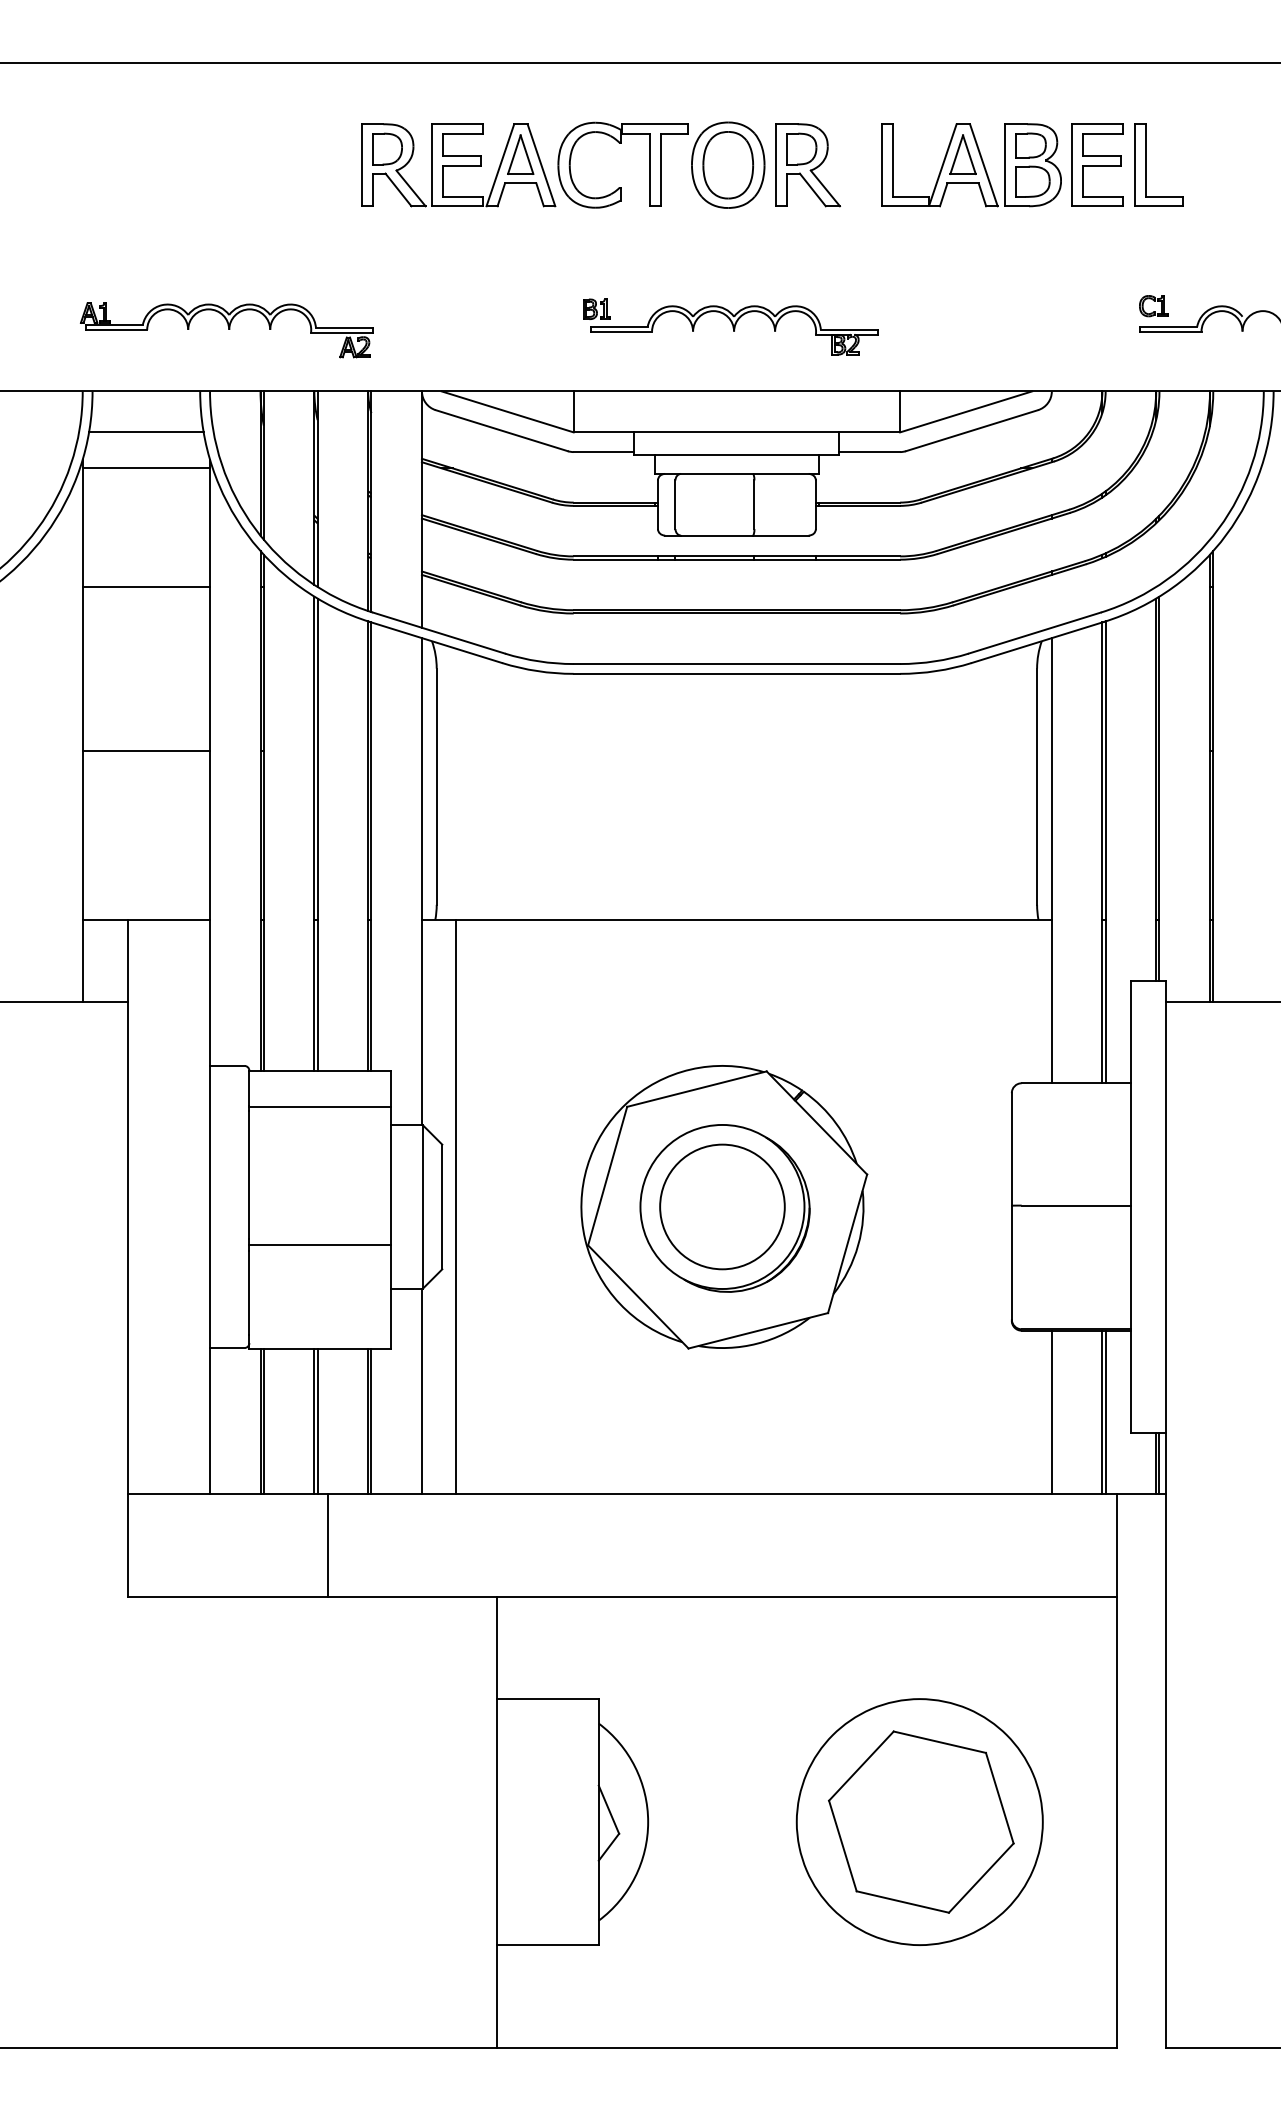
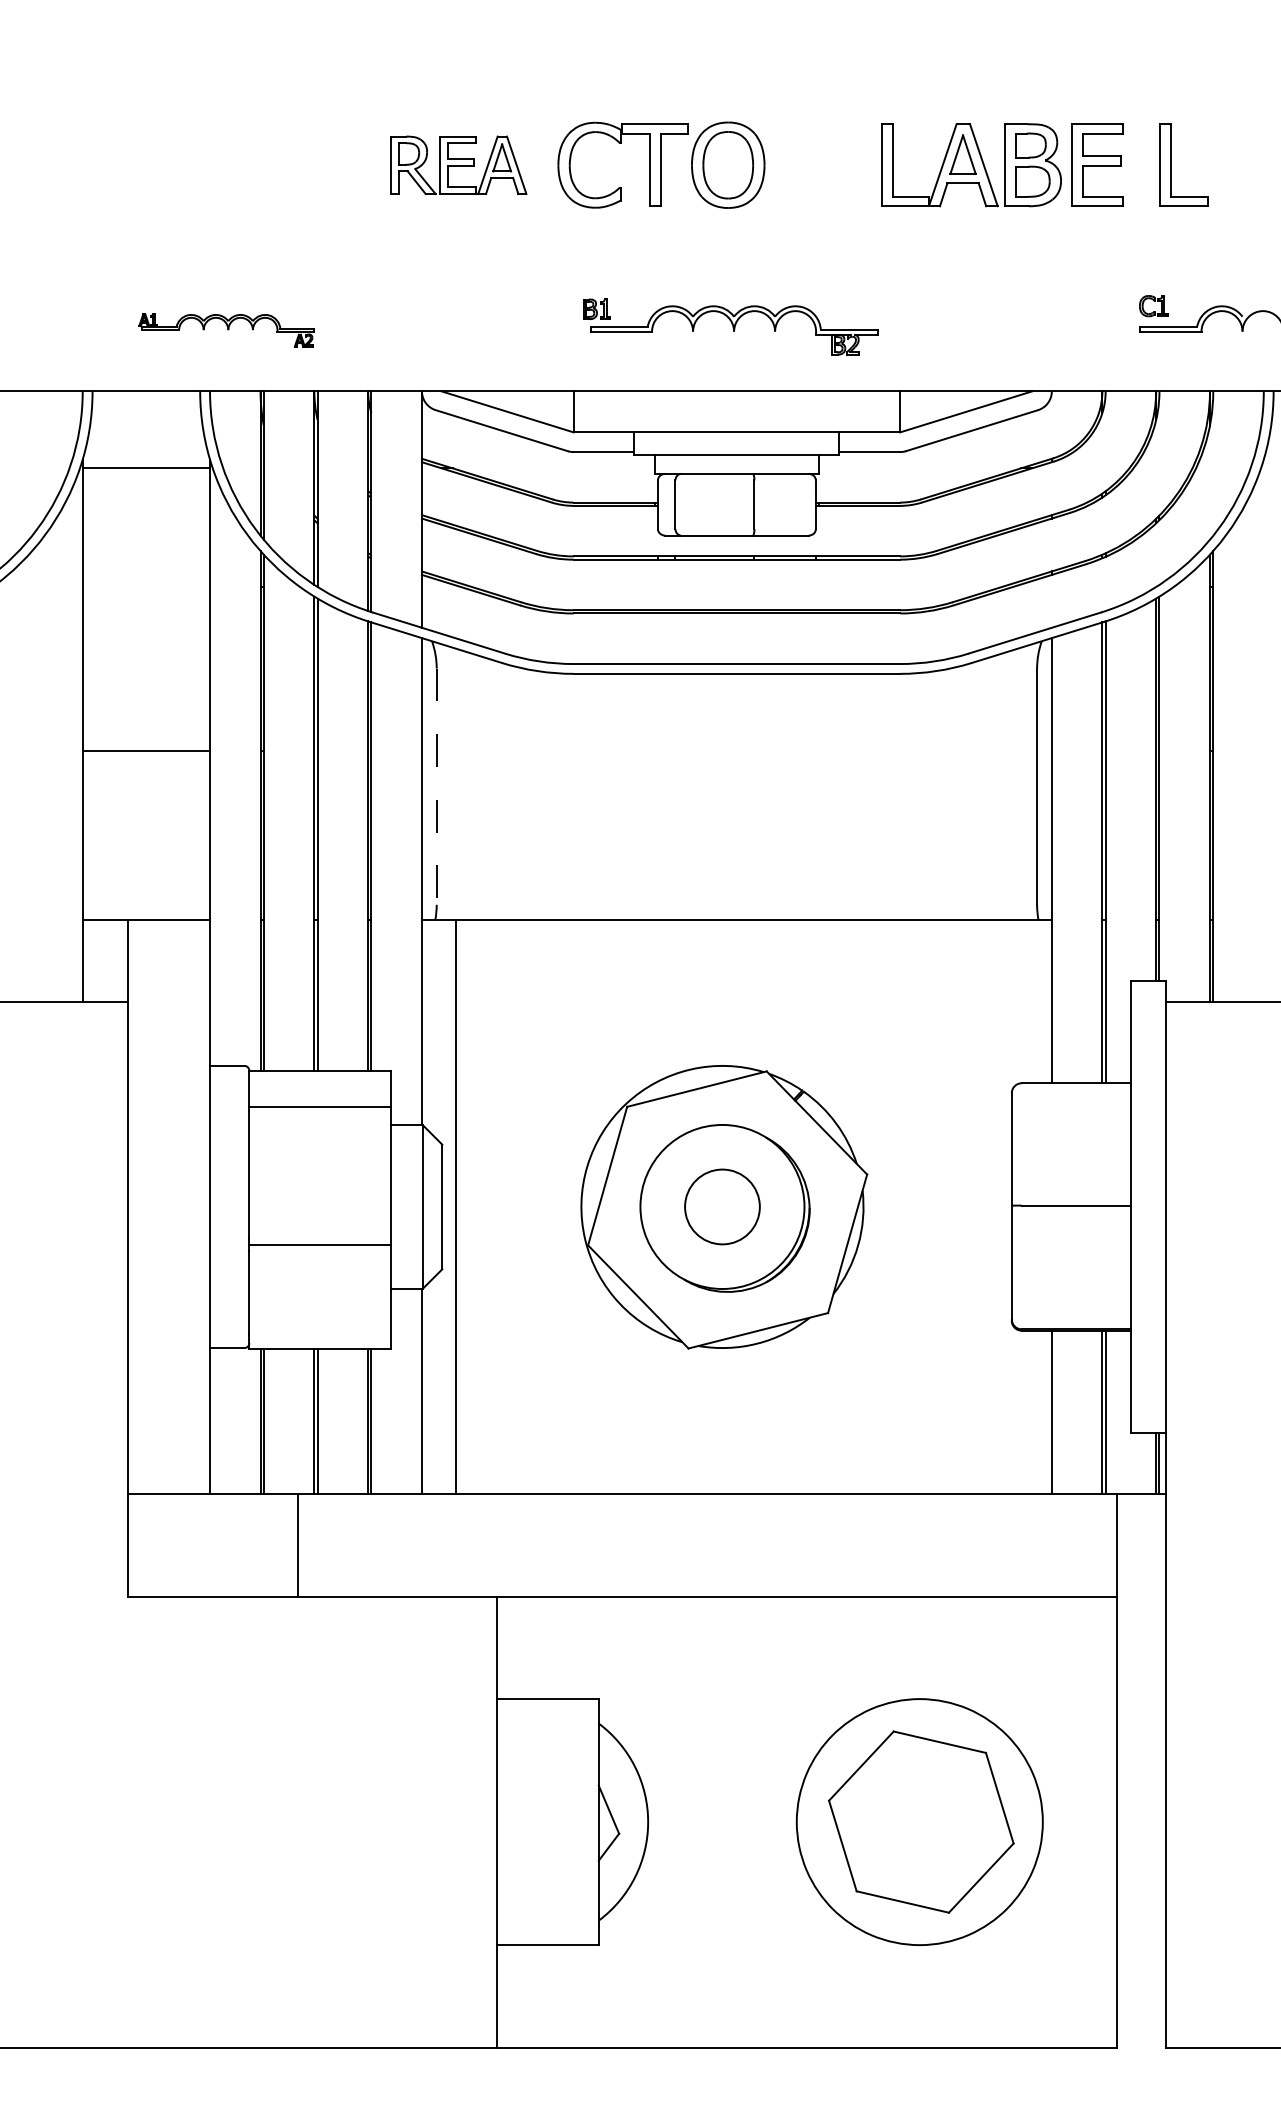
line: present -> none (639, 63)
part position: (1146, 164) -> (1171, 164) (1171, 164)
part size: 196x85 px -> 138x61 px (458, 165)
part: present -> none (807, 165)
part size: 294x57 px -> 177x35 px (226, 330)
line: present -> none (146, 432)
line: present -> none (146, 586)
line: solid -> dashed (436, 787)
circle diameter: 125 px -> 75 px (722, 1206)
line position: (327, 1545) -> (297, 1545) (297, 1545)
